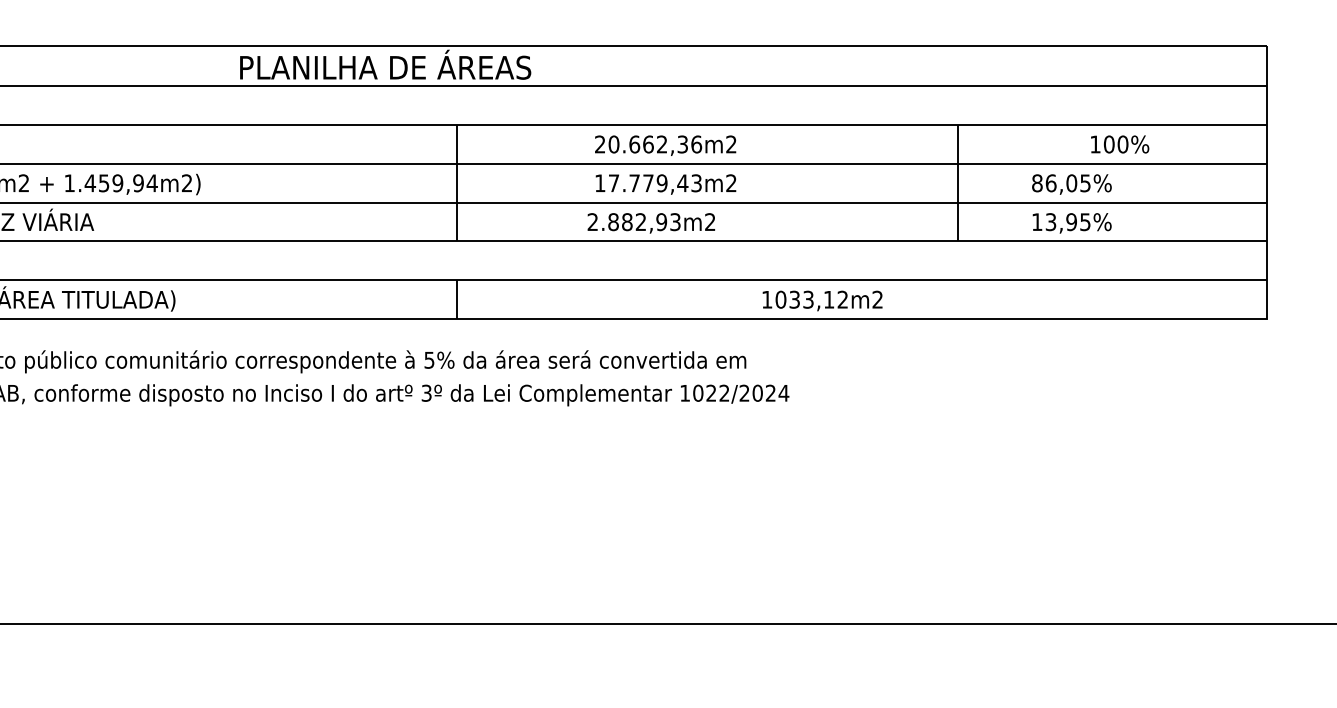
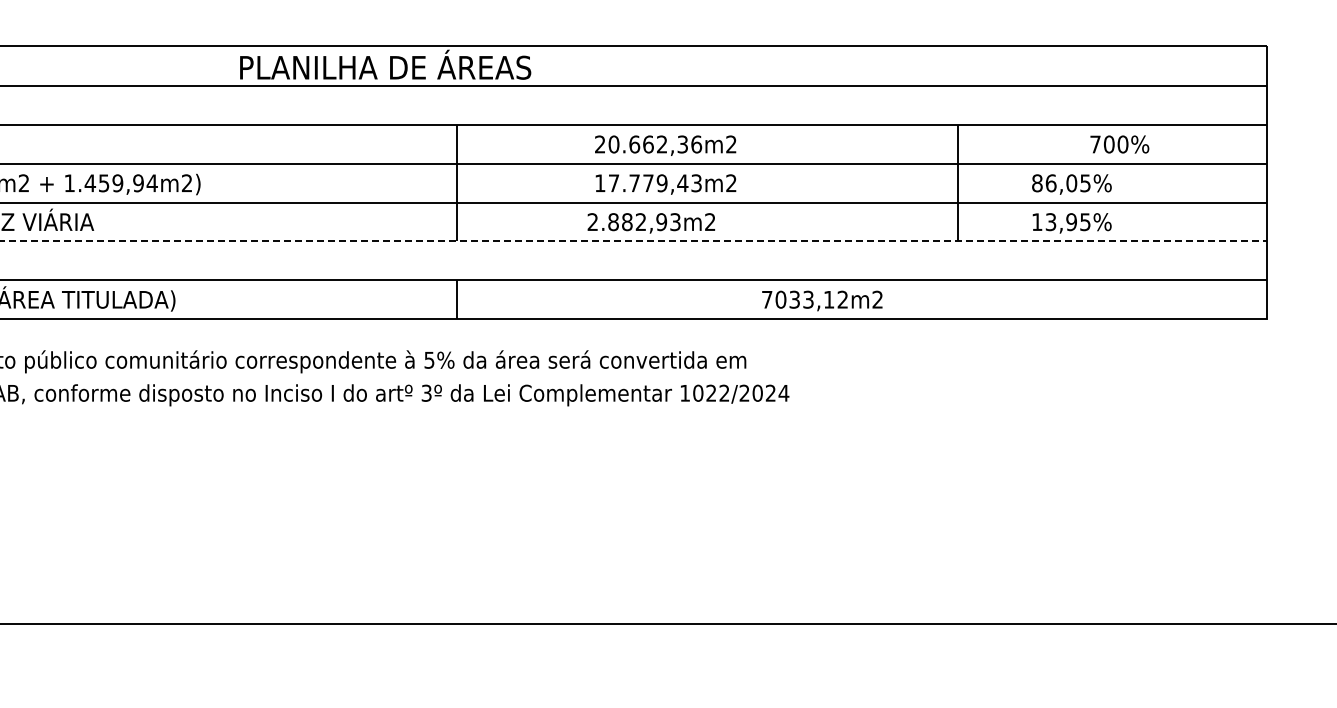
text: 100% -> 700% (1095, 144)
line: solid -> dashed (633, 241)
text: 1033,12m2 -> 7033,12m2 (767, 299)
